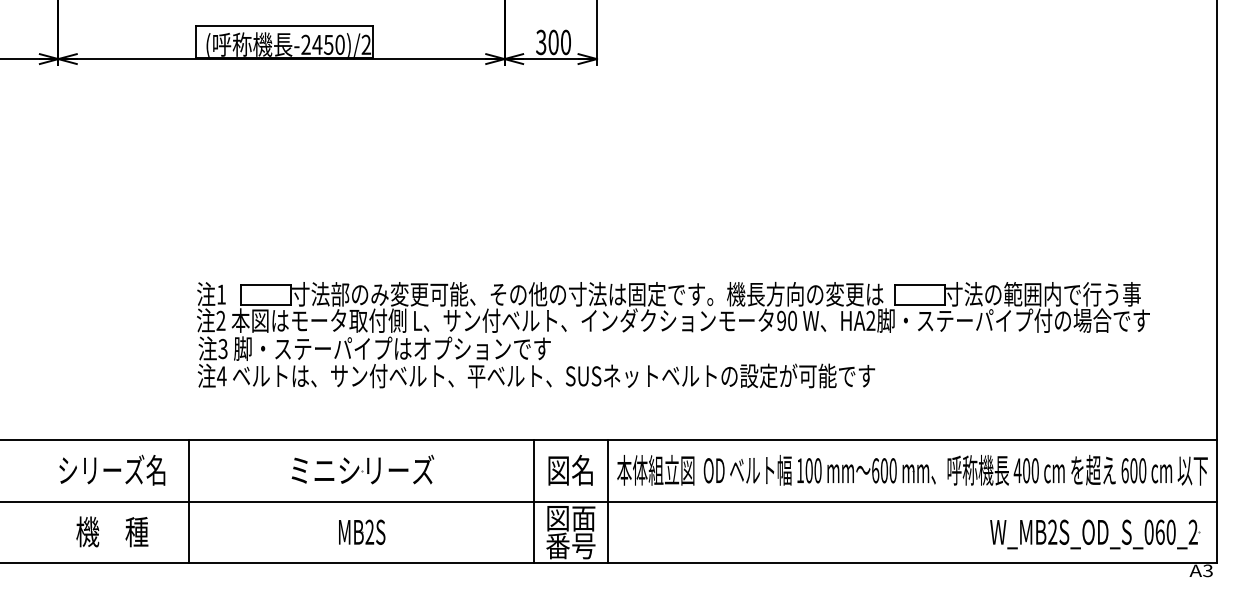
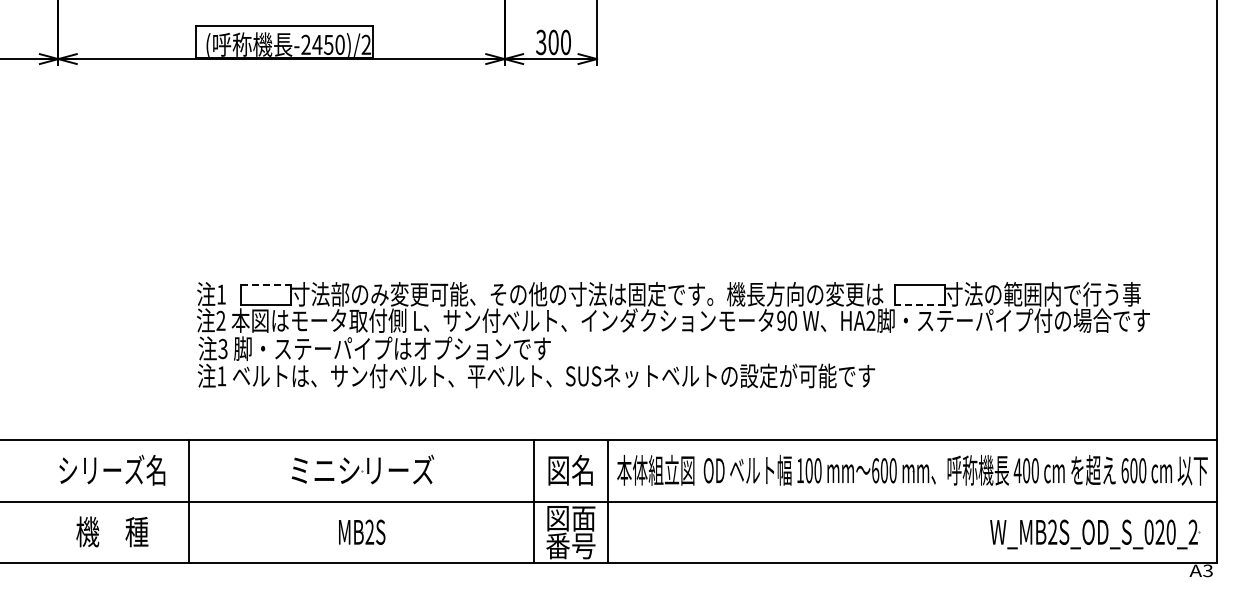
line: solid -> dashed (266, 284)
line: solid -> dashed (919, 305)
text: 4 -> 1 (221, 376)
text: W_MB2S_OD_S_060_2 -> W_MB2S_OD_S_020_2 (1159, 531)
